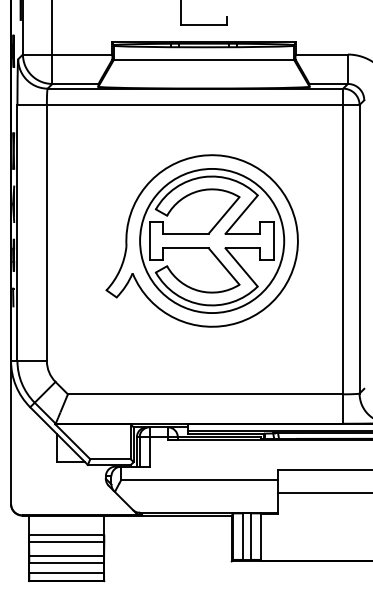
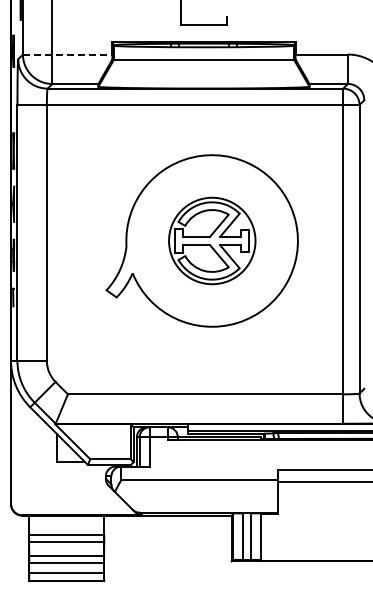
line: solid -> dashed (67, 54)
part size: 147x146 px -> 89x90 px (212, 240)
line position: (323, 492) -> (323, 481) (323, 481)
